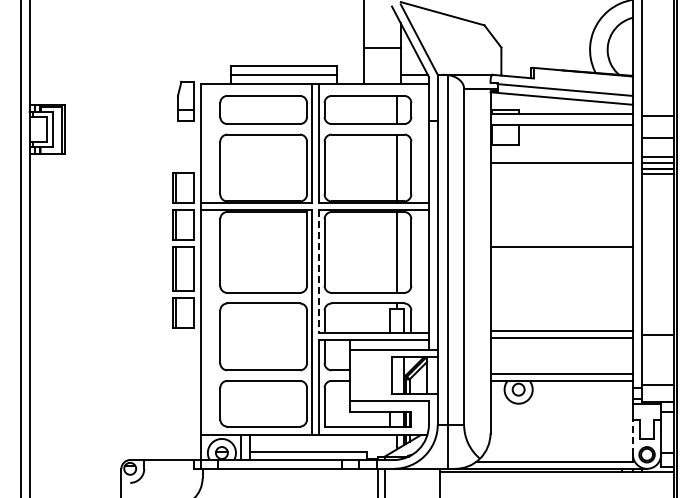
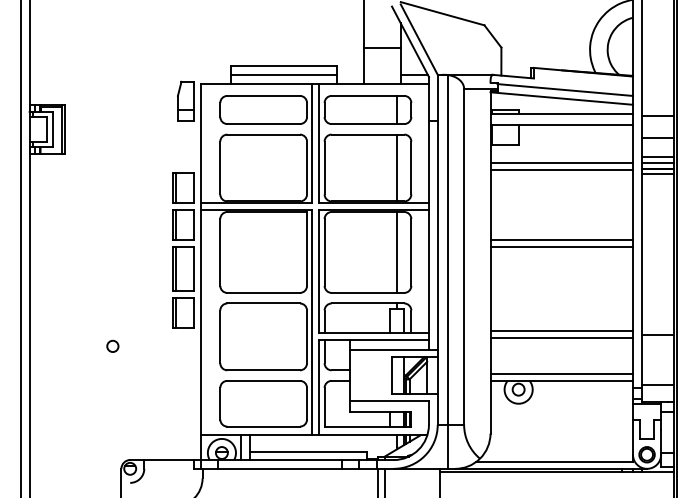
line: none -> present (561, 170)
line: none -> present (561, 240)
line: dashed -> solid (319, 271)
circle: none -> present (112, 345)
line: dashed -> solid (632, 436)
